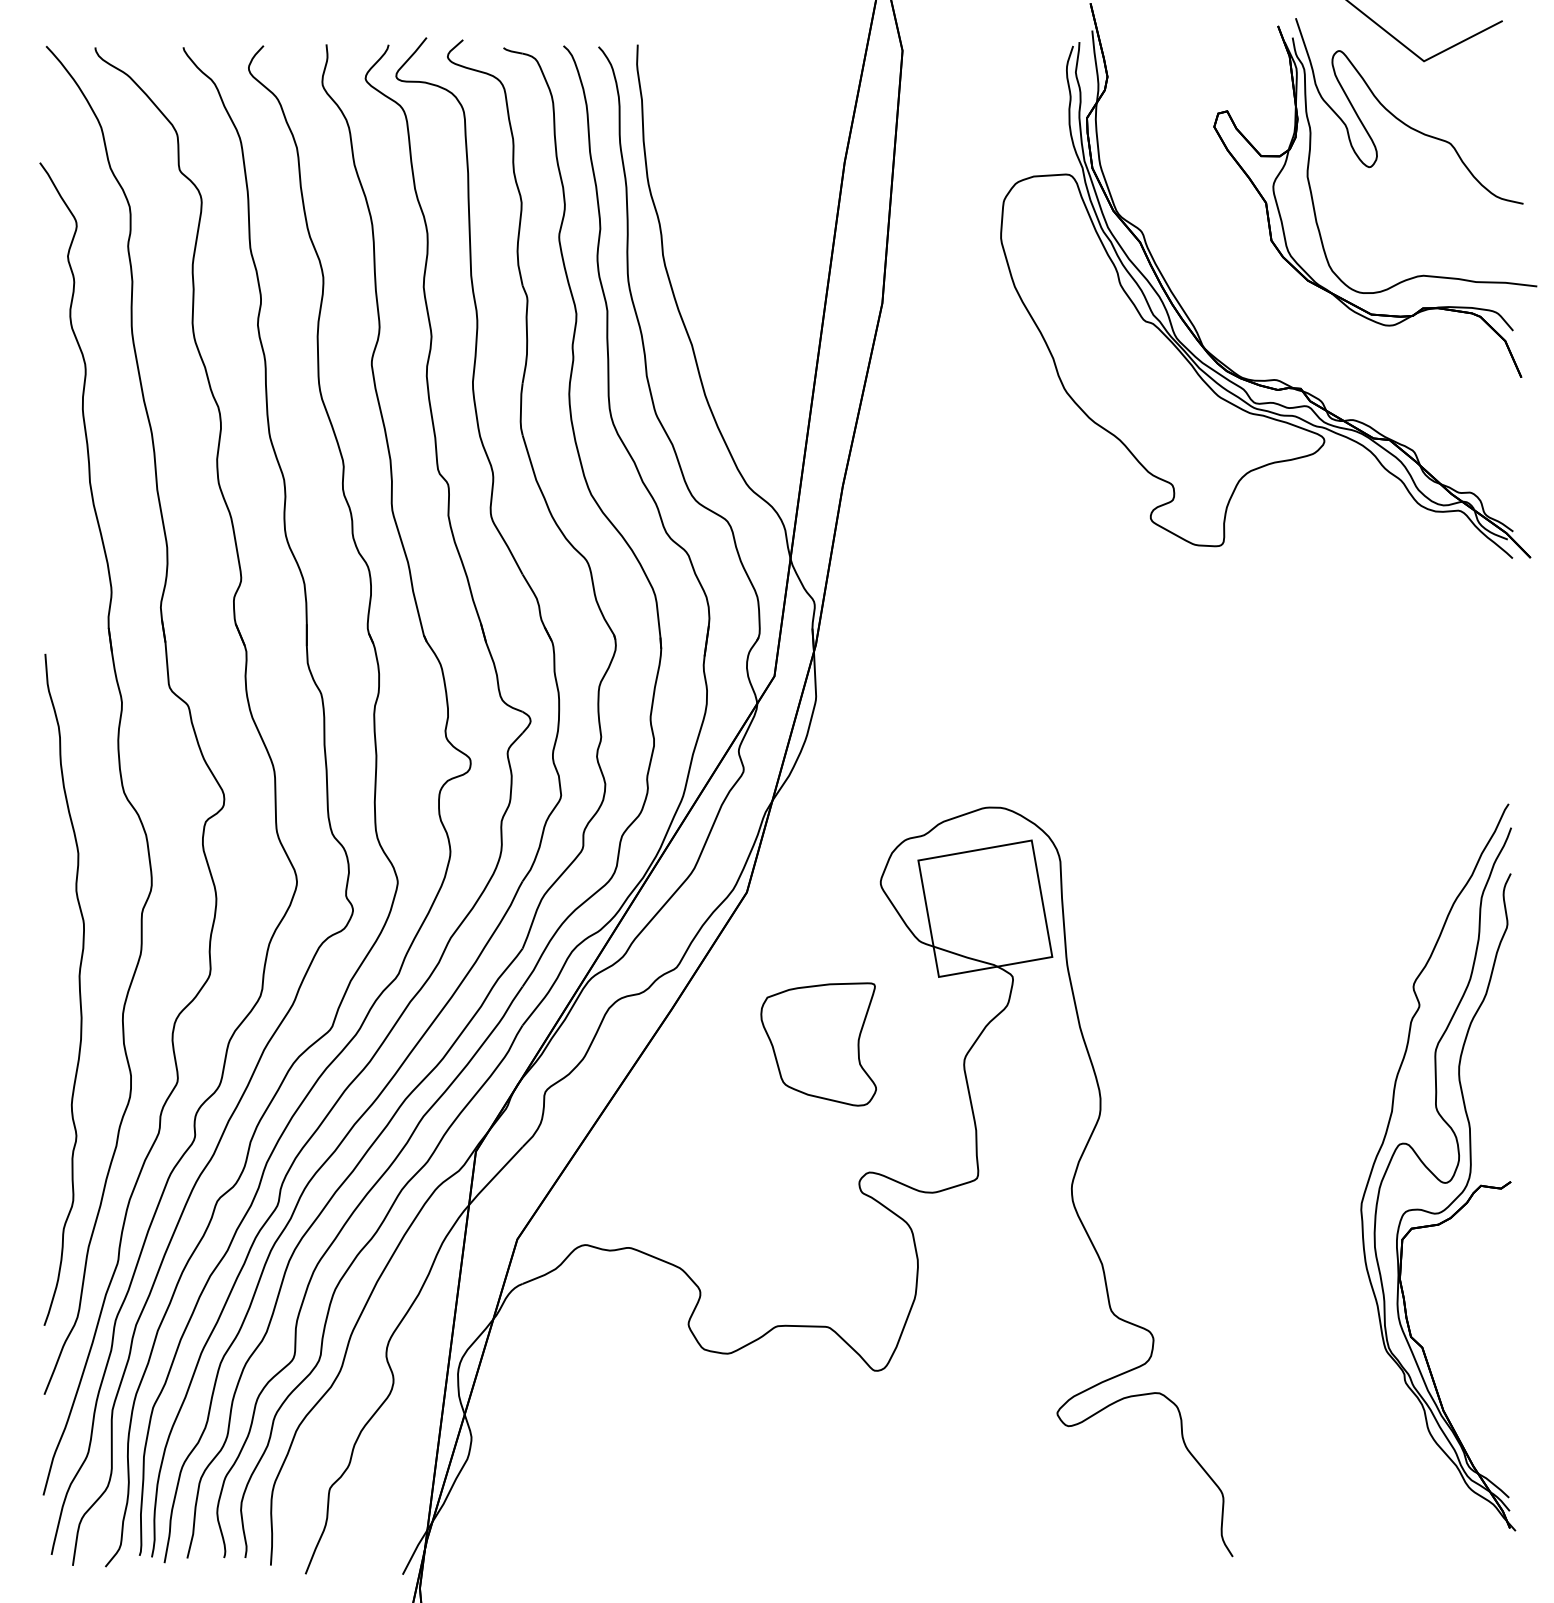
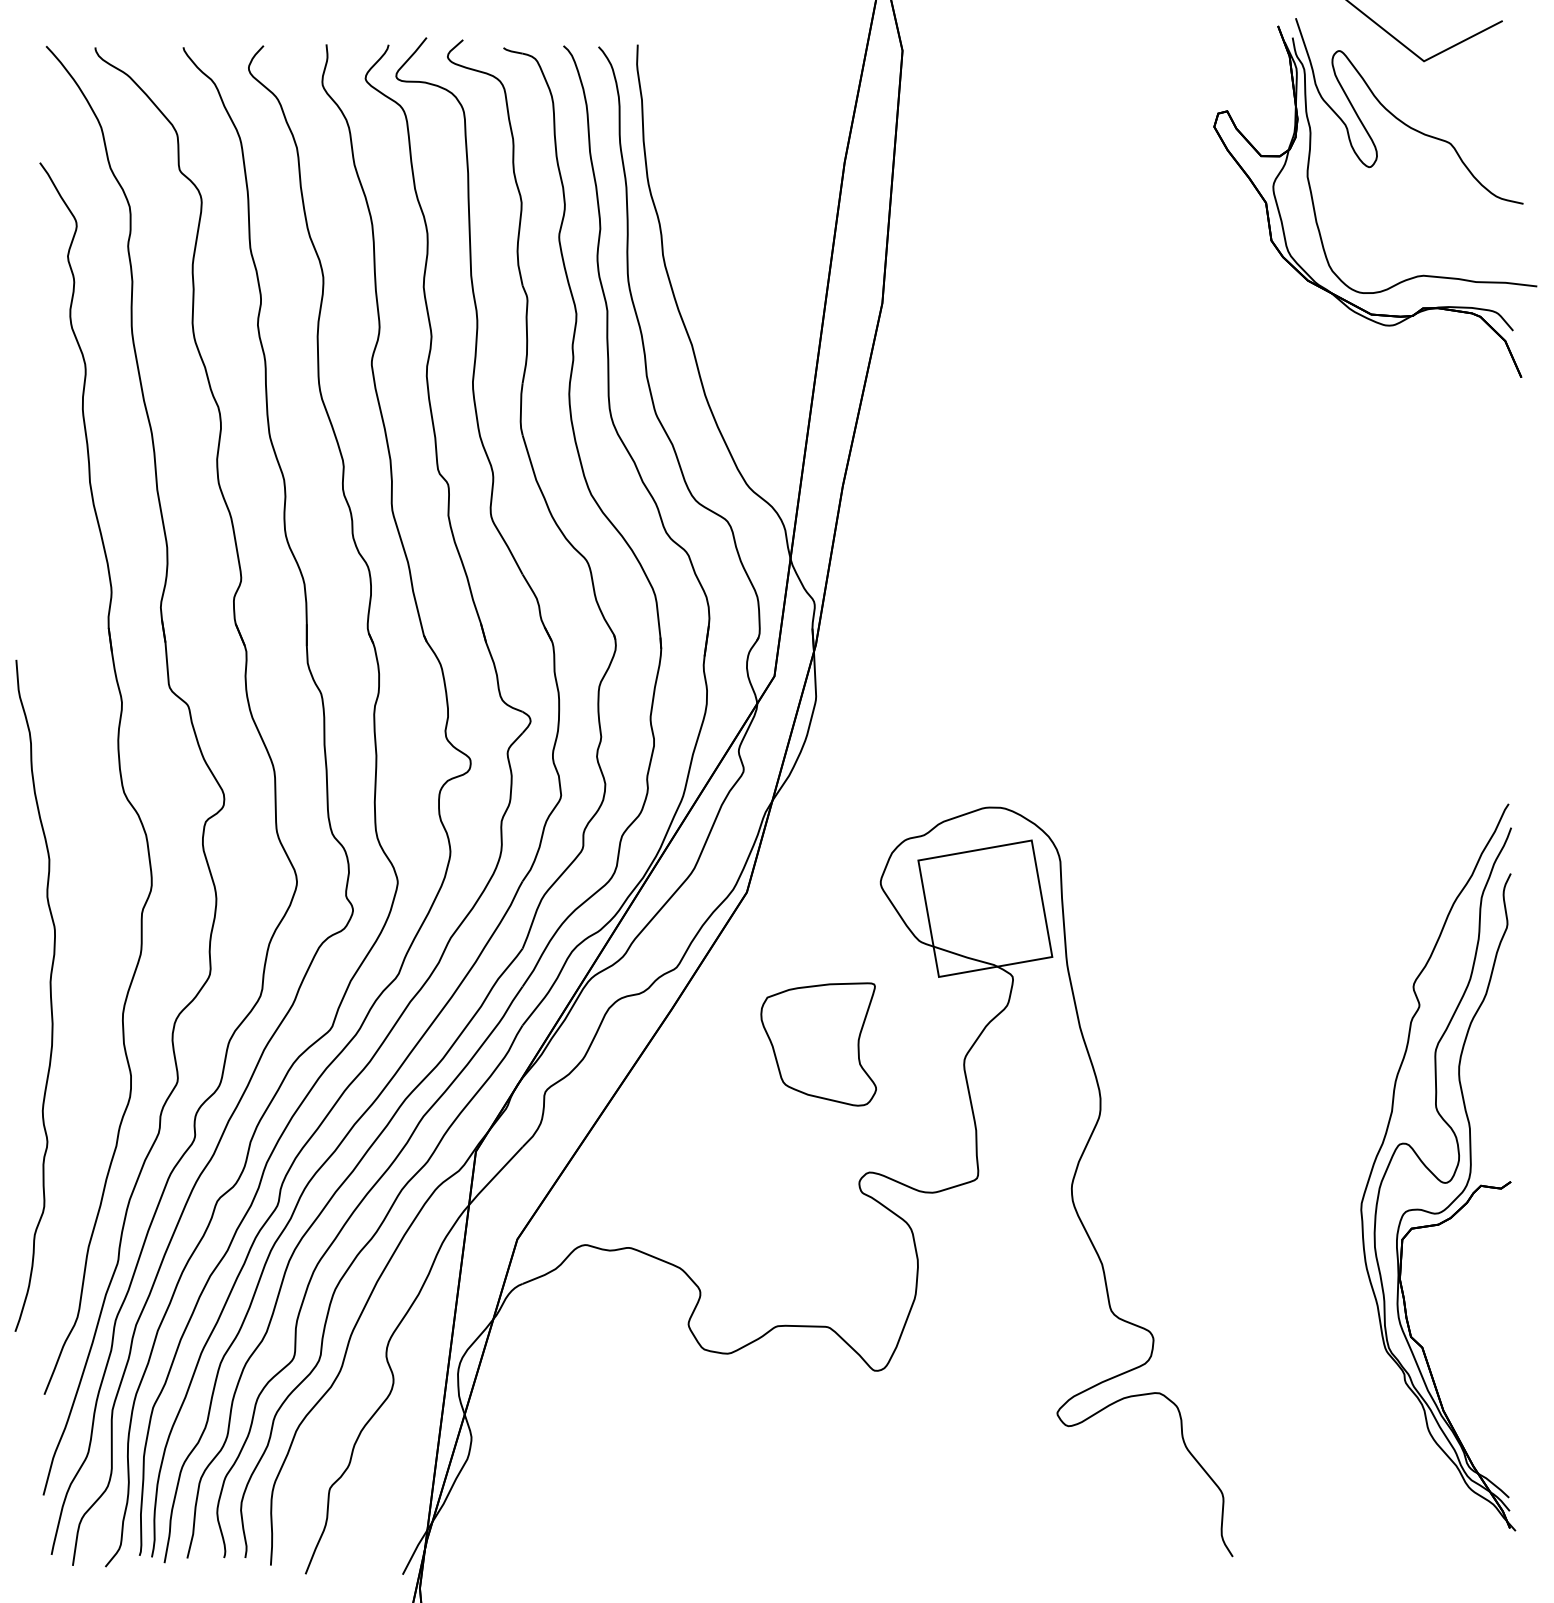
part: present -> none (1194, 325)
curve position: (78, 985) -> (49, 991) (49, 991)
